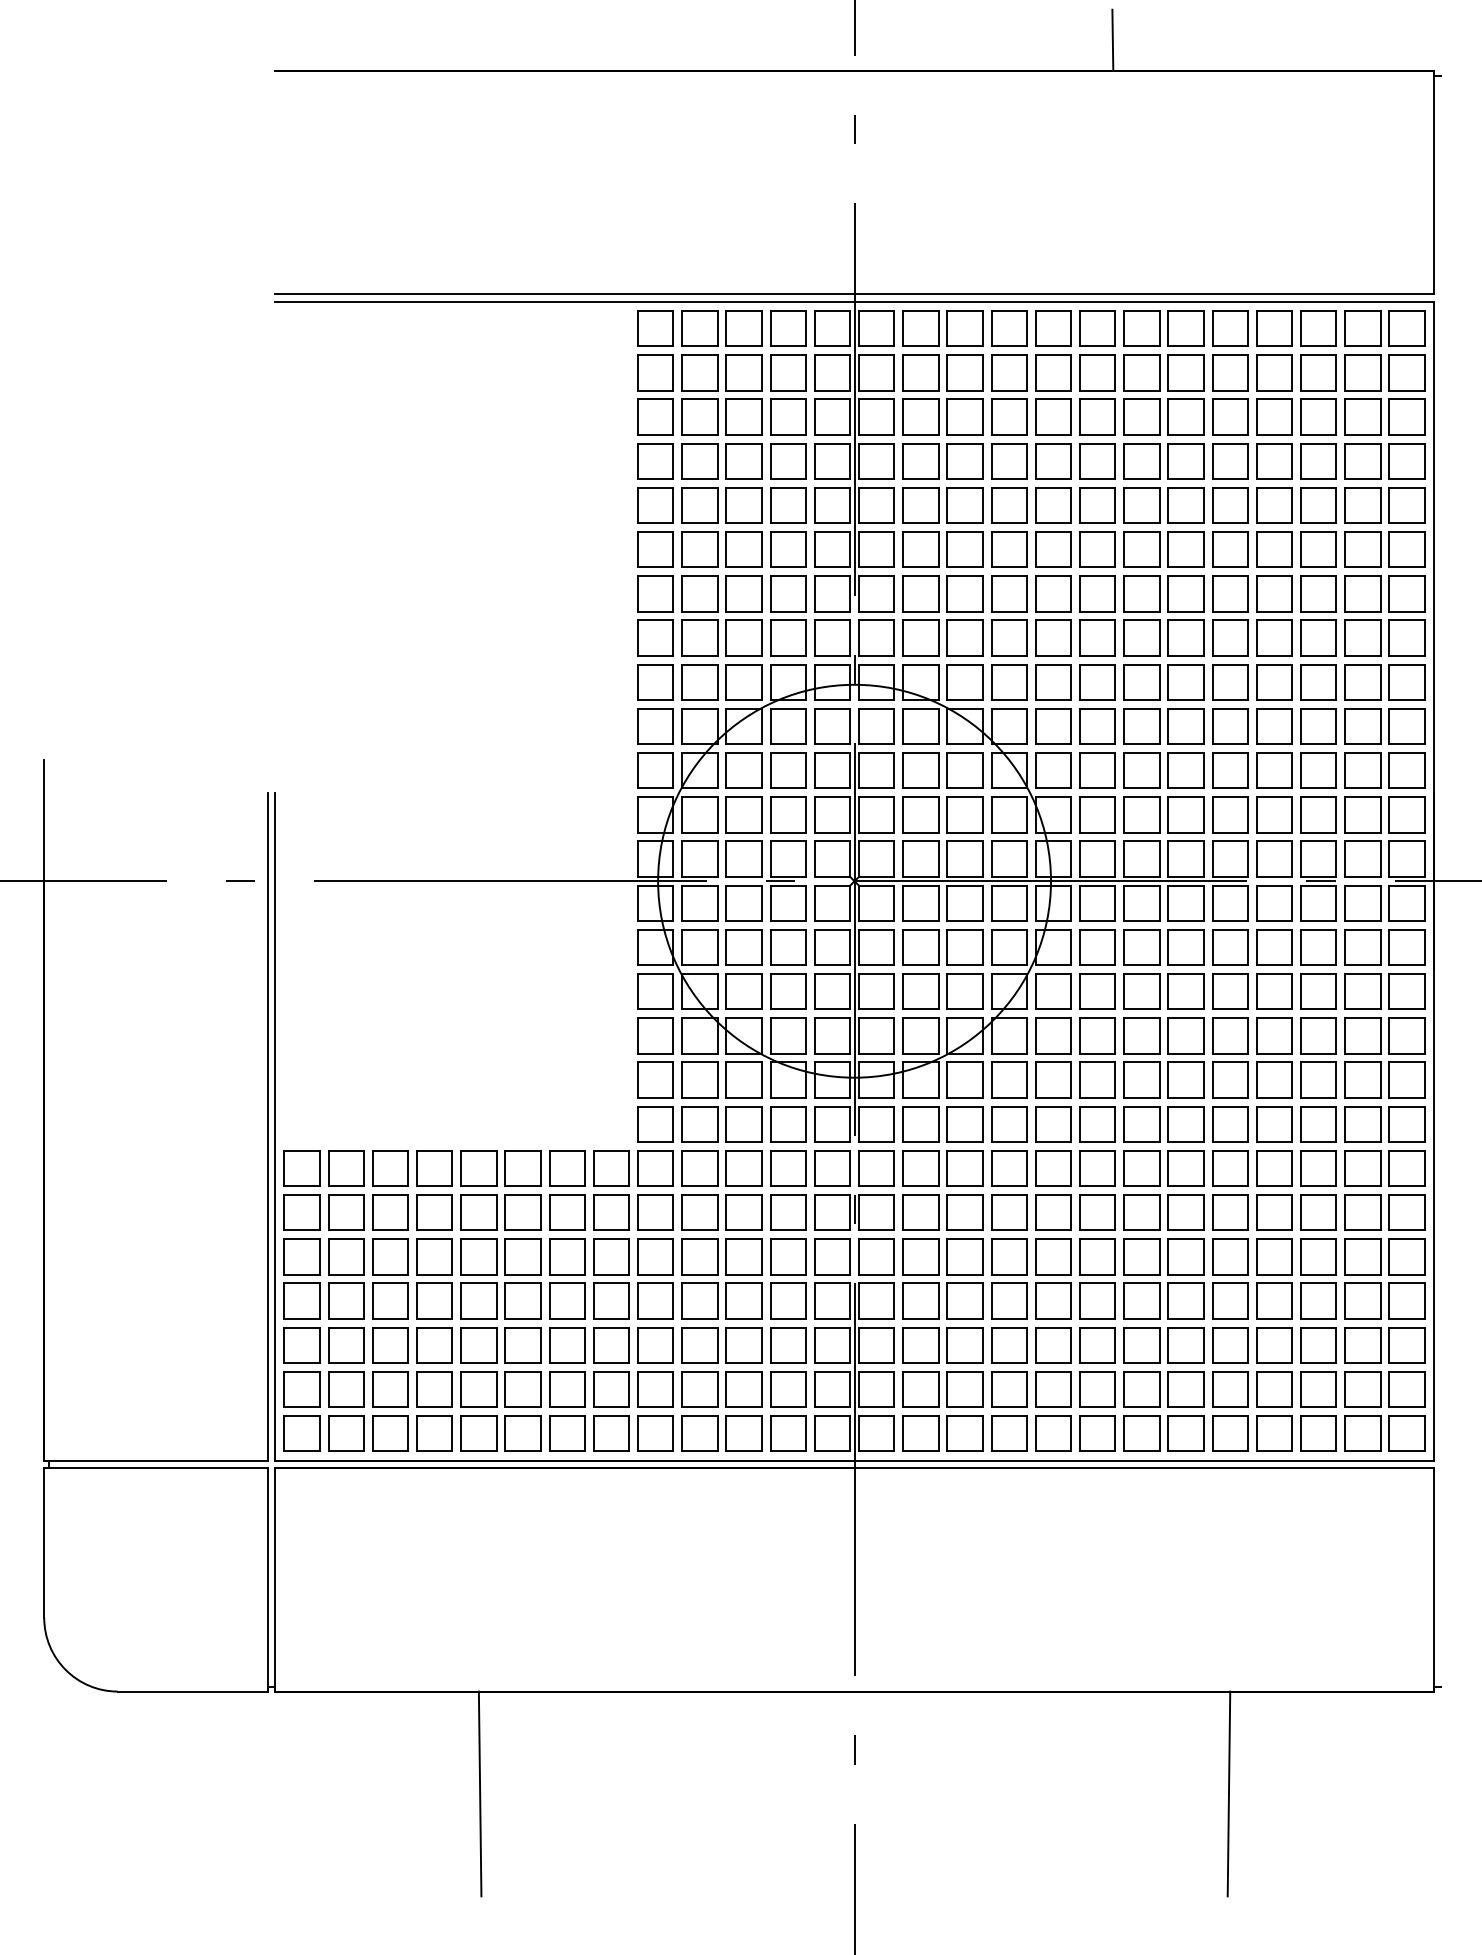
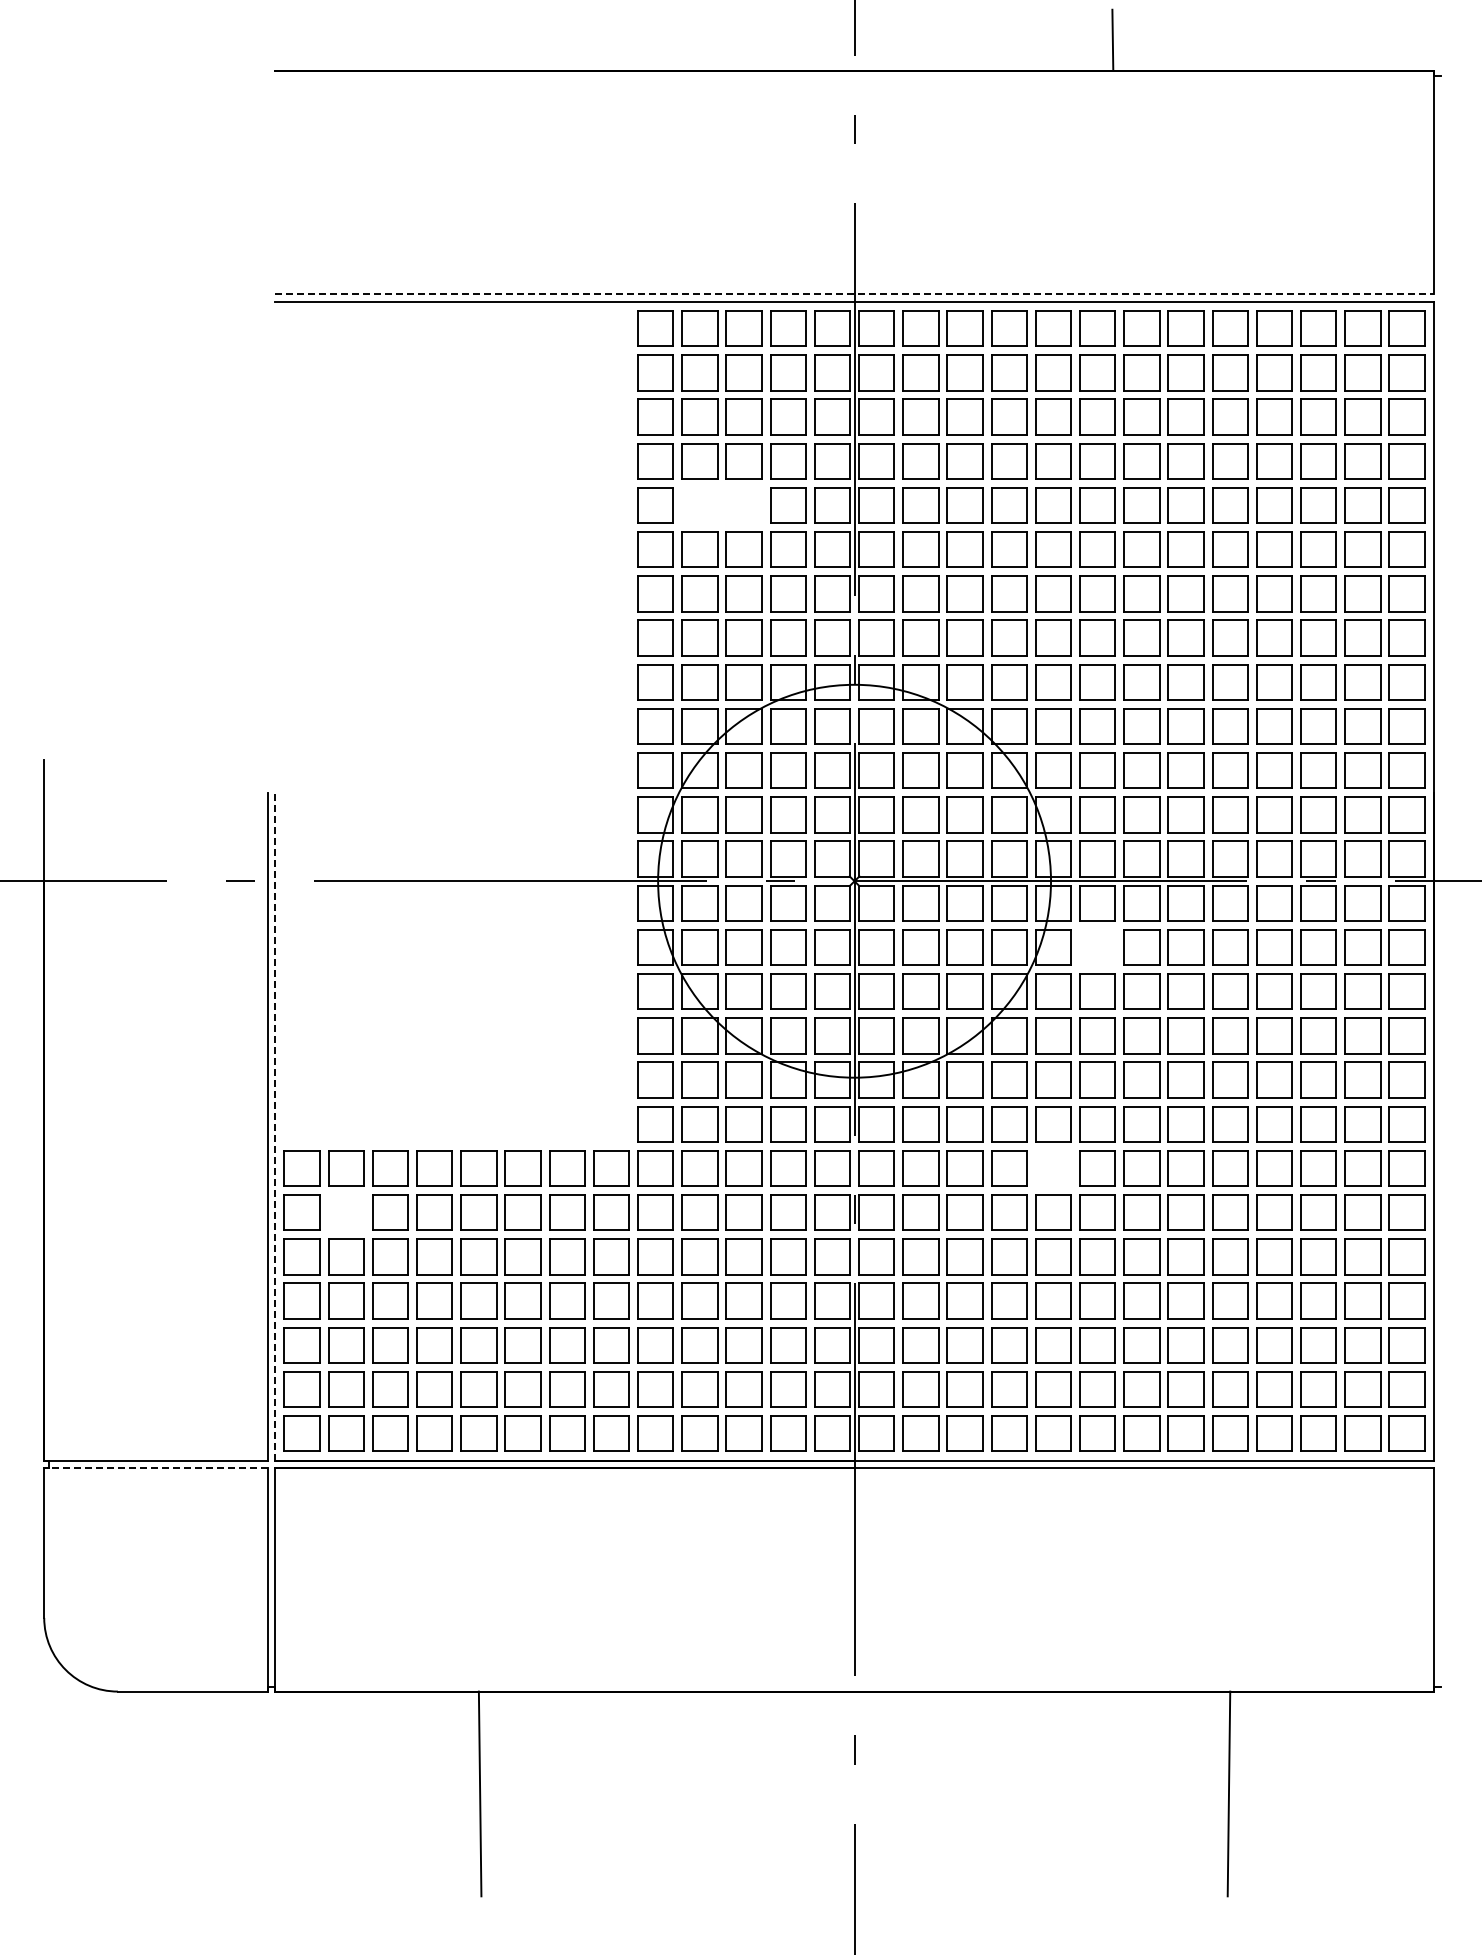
line: solid -> dashed (854, 294)
part: present -> none (721, 505)
part: present -> none (1097, 947)
line: solid -> dashed (275, 1127)
part: present -> none (1053, 1168)
part: present -> none (346, 1212)
line: solid -> dashed (155, 1468)
